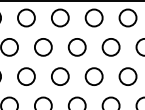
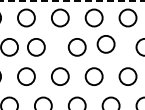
line: solid -> dashed (72, 1)
circle position: (43, 47) -> (36, 47) (36, 47)
circle position: (110, 47) -> (105, 44) (105, 44)
